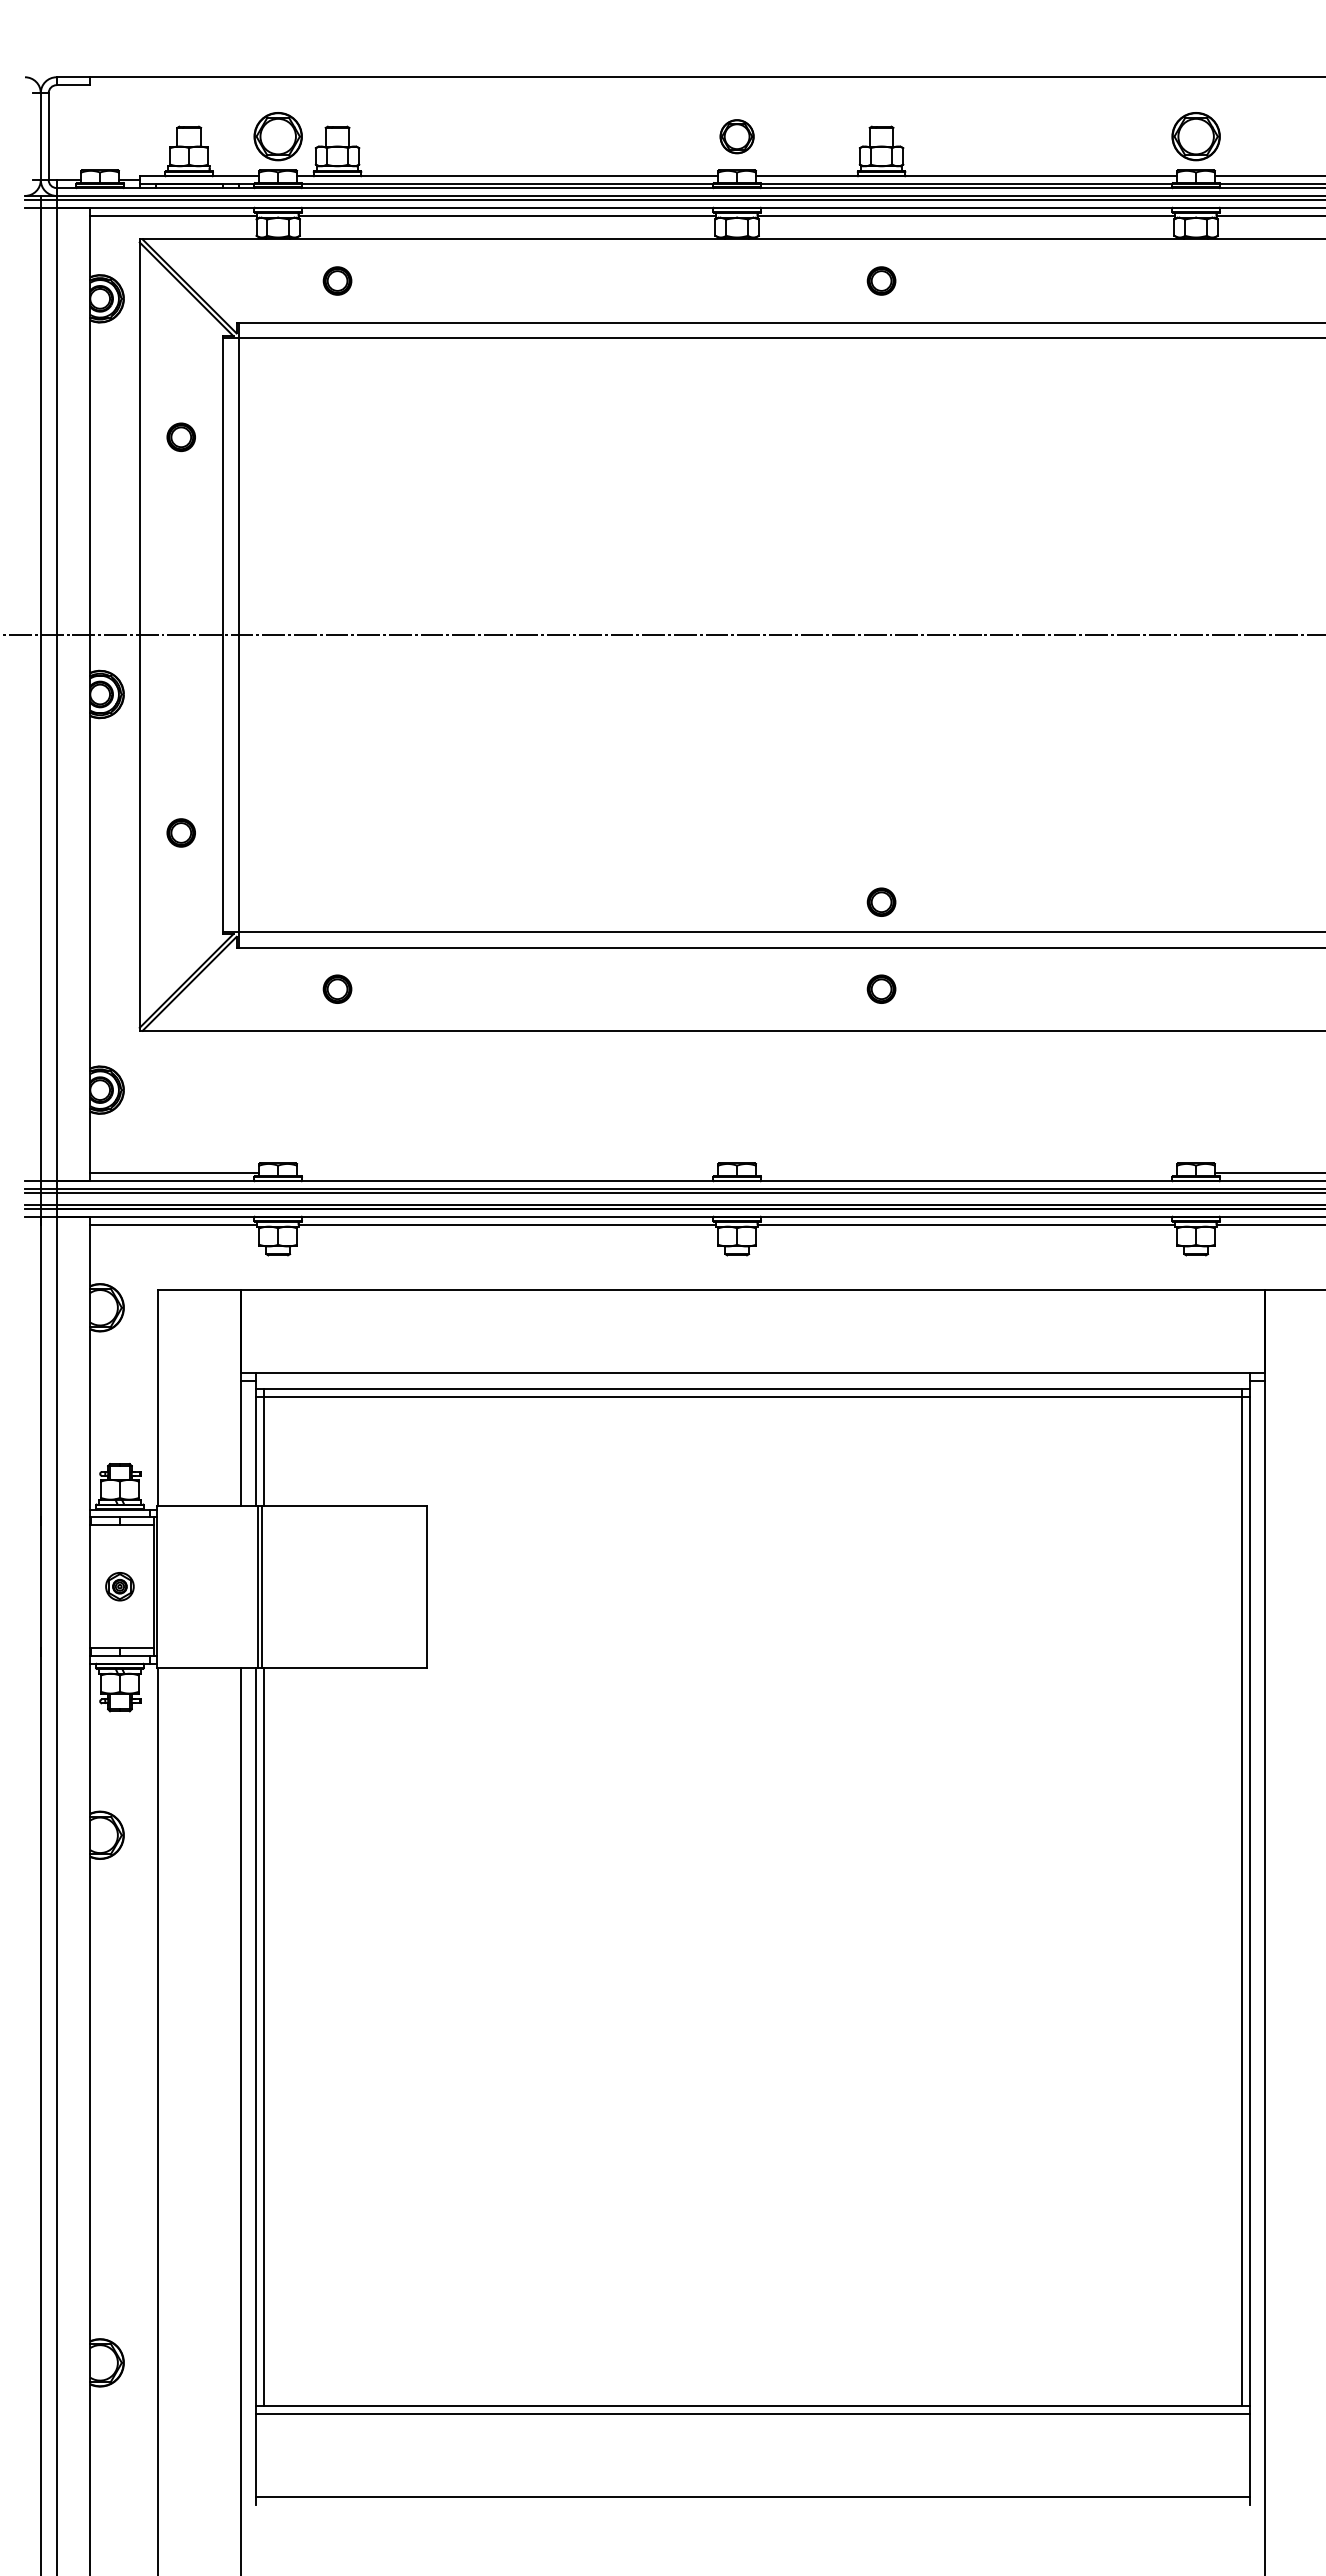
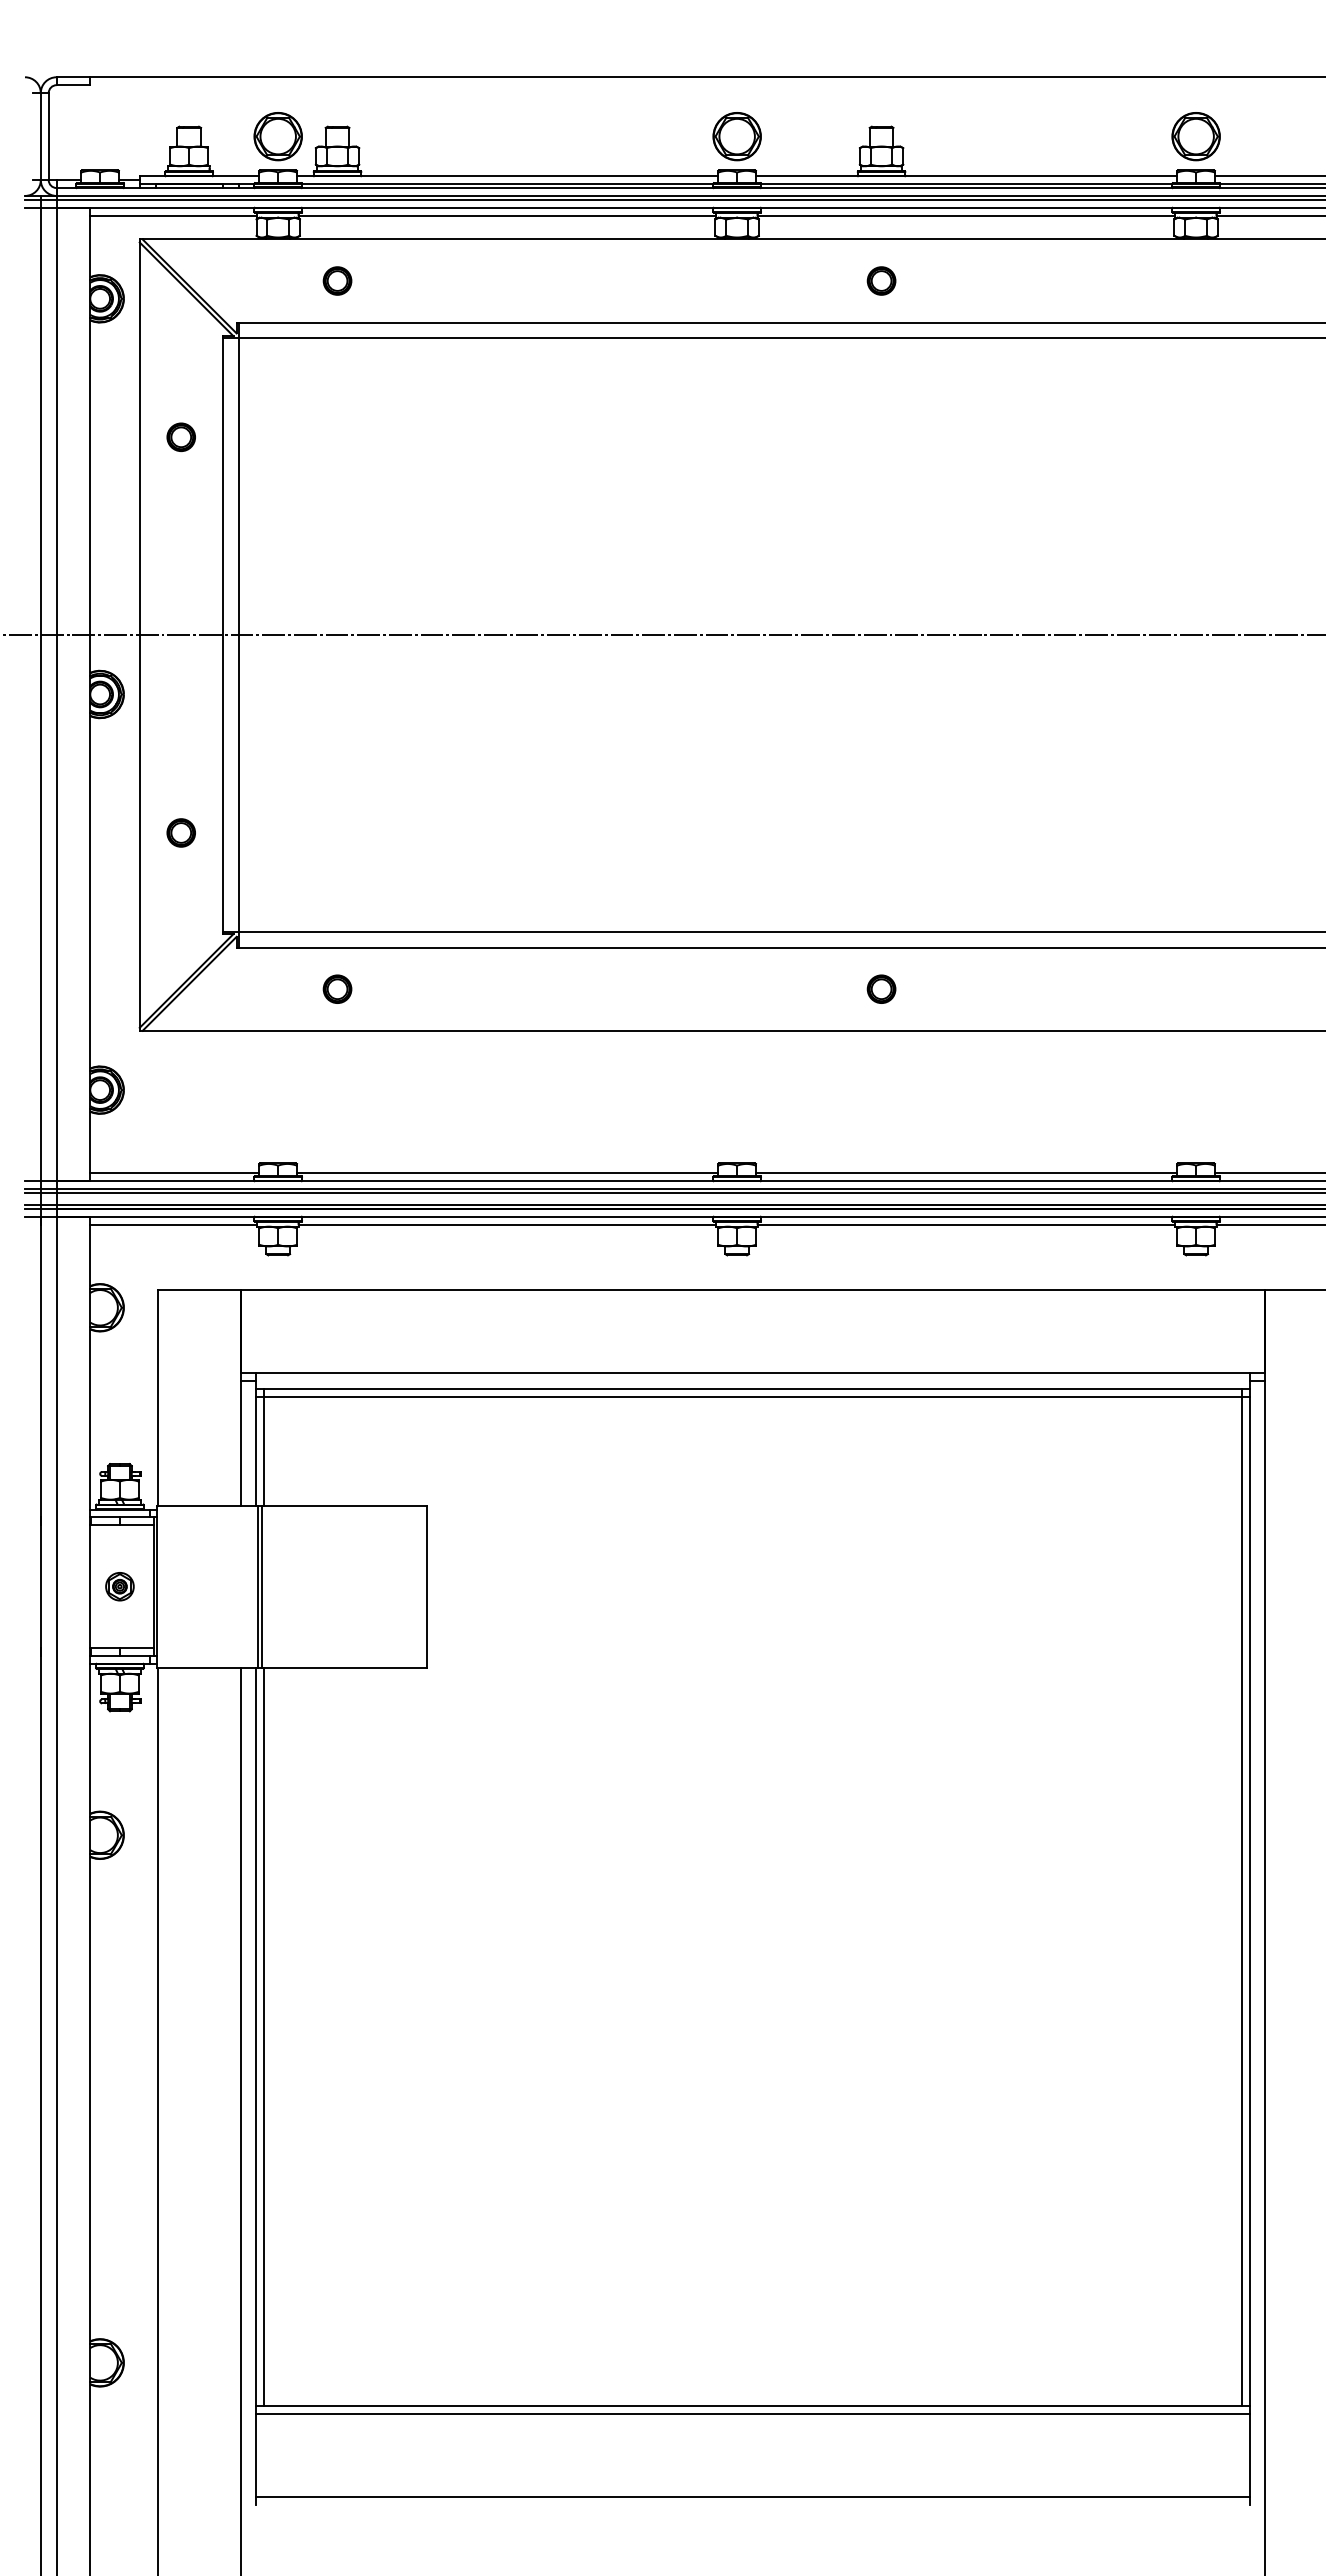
part size: 36x36 px -> 50x50 px (736, 136)
part: present -> none (881, 901)
line: none -> present (507, 1173)
line: none -> present (966, 1173)
